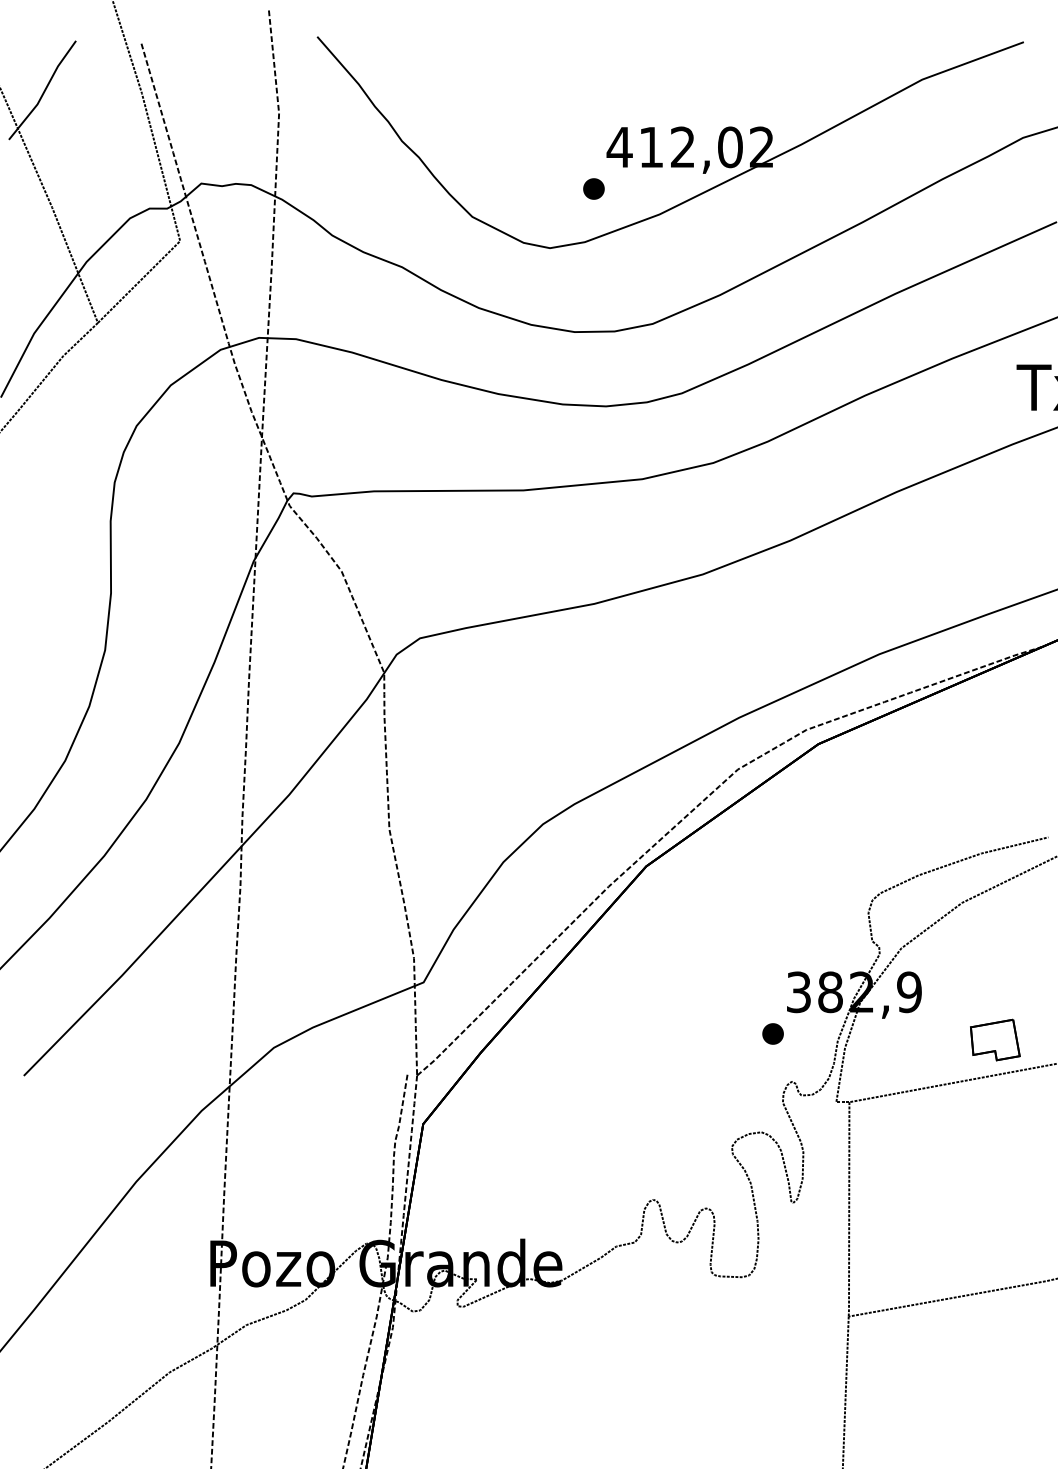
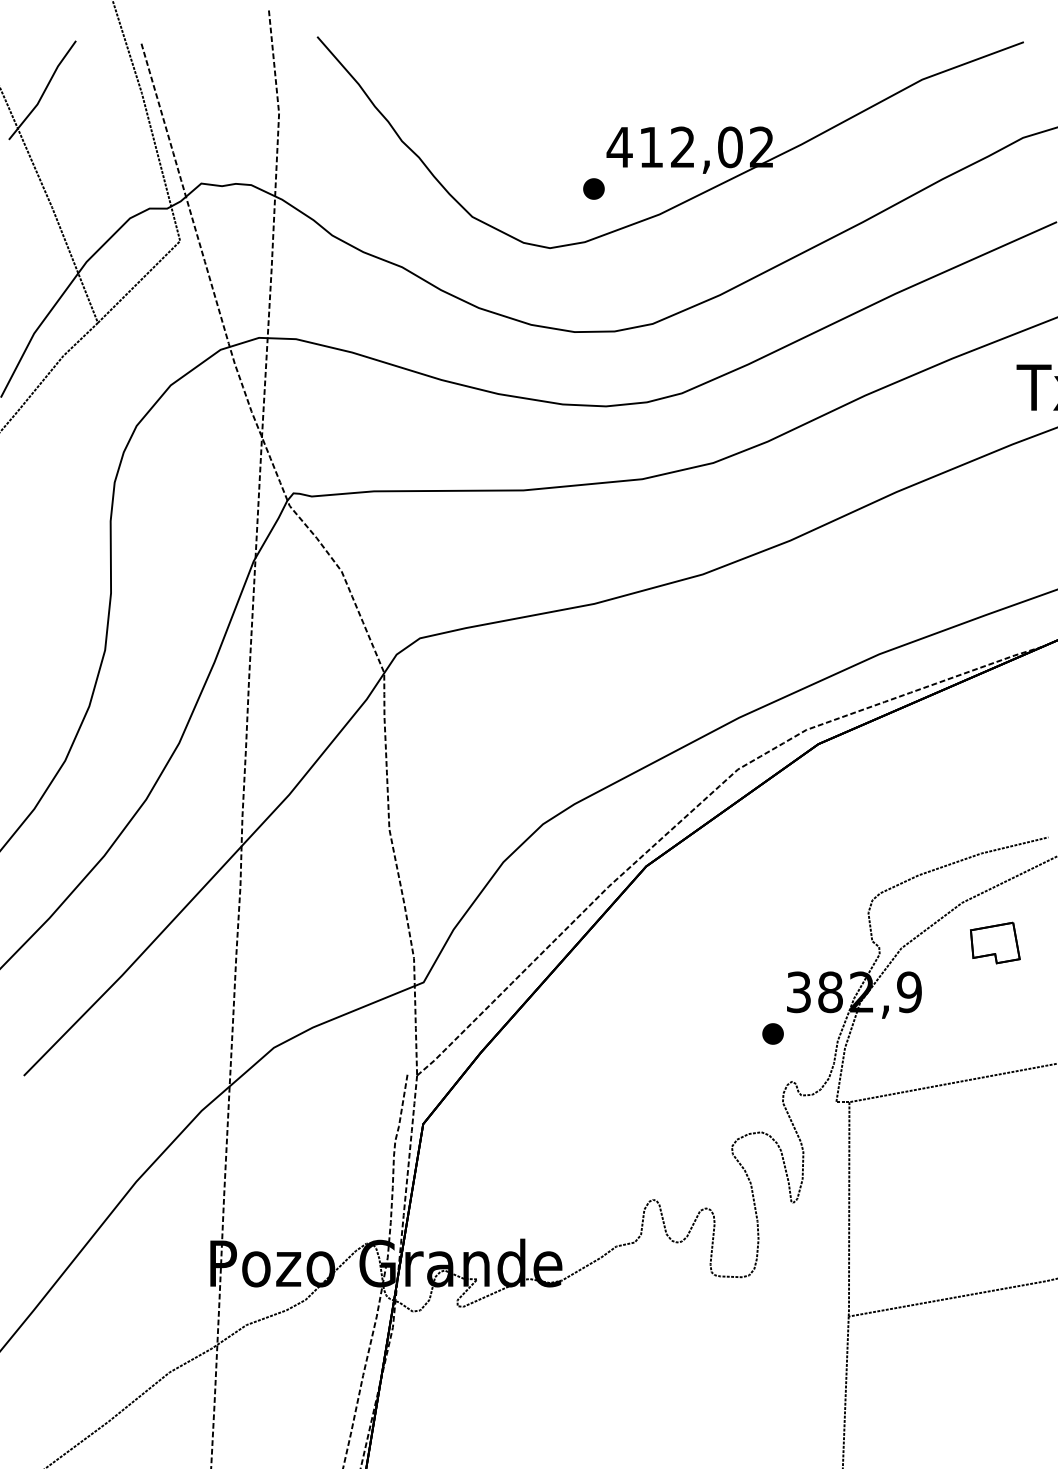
part position: (995, 1039) -> (995, 942) (995, 942)
